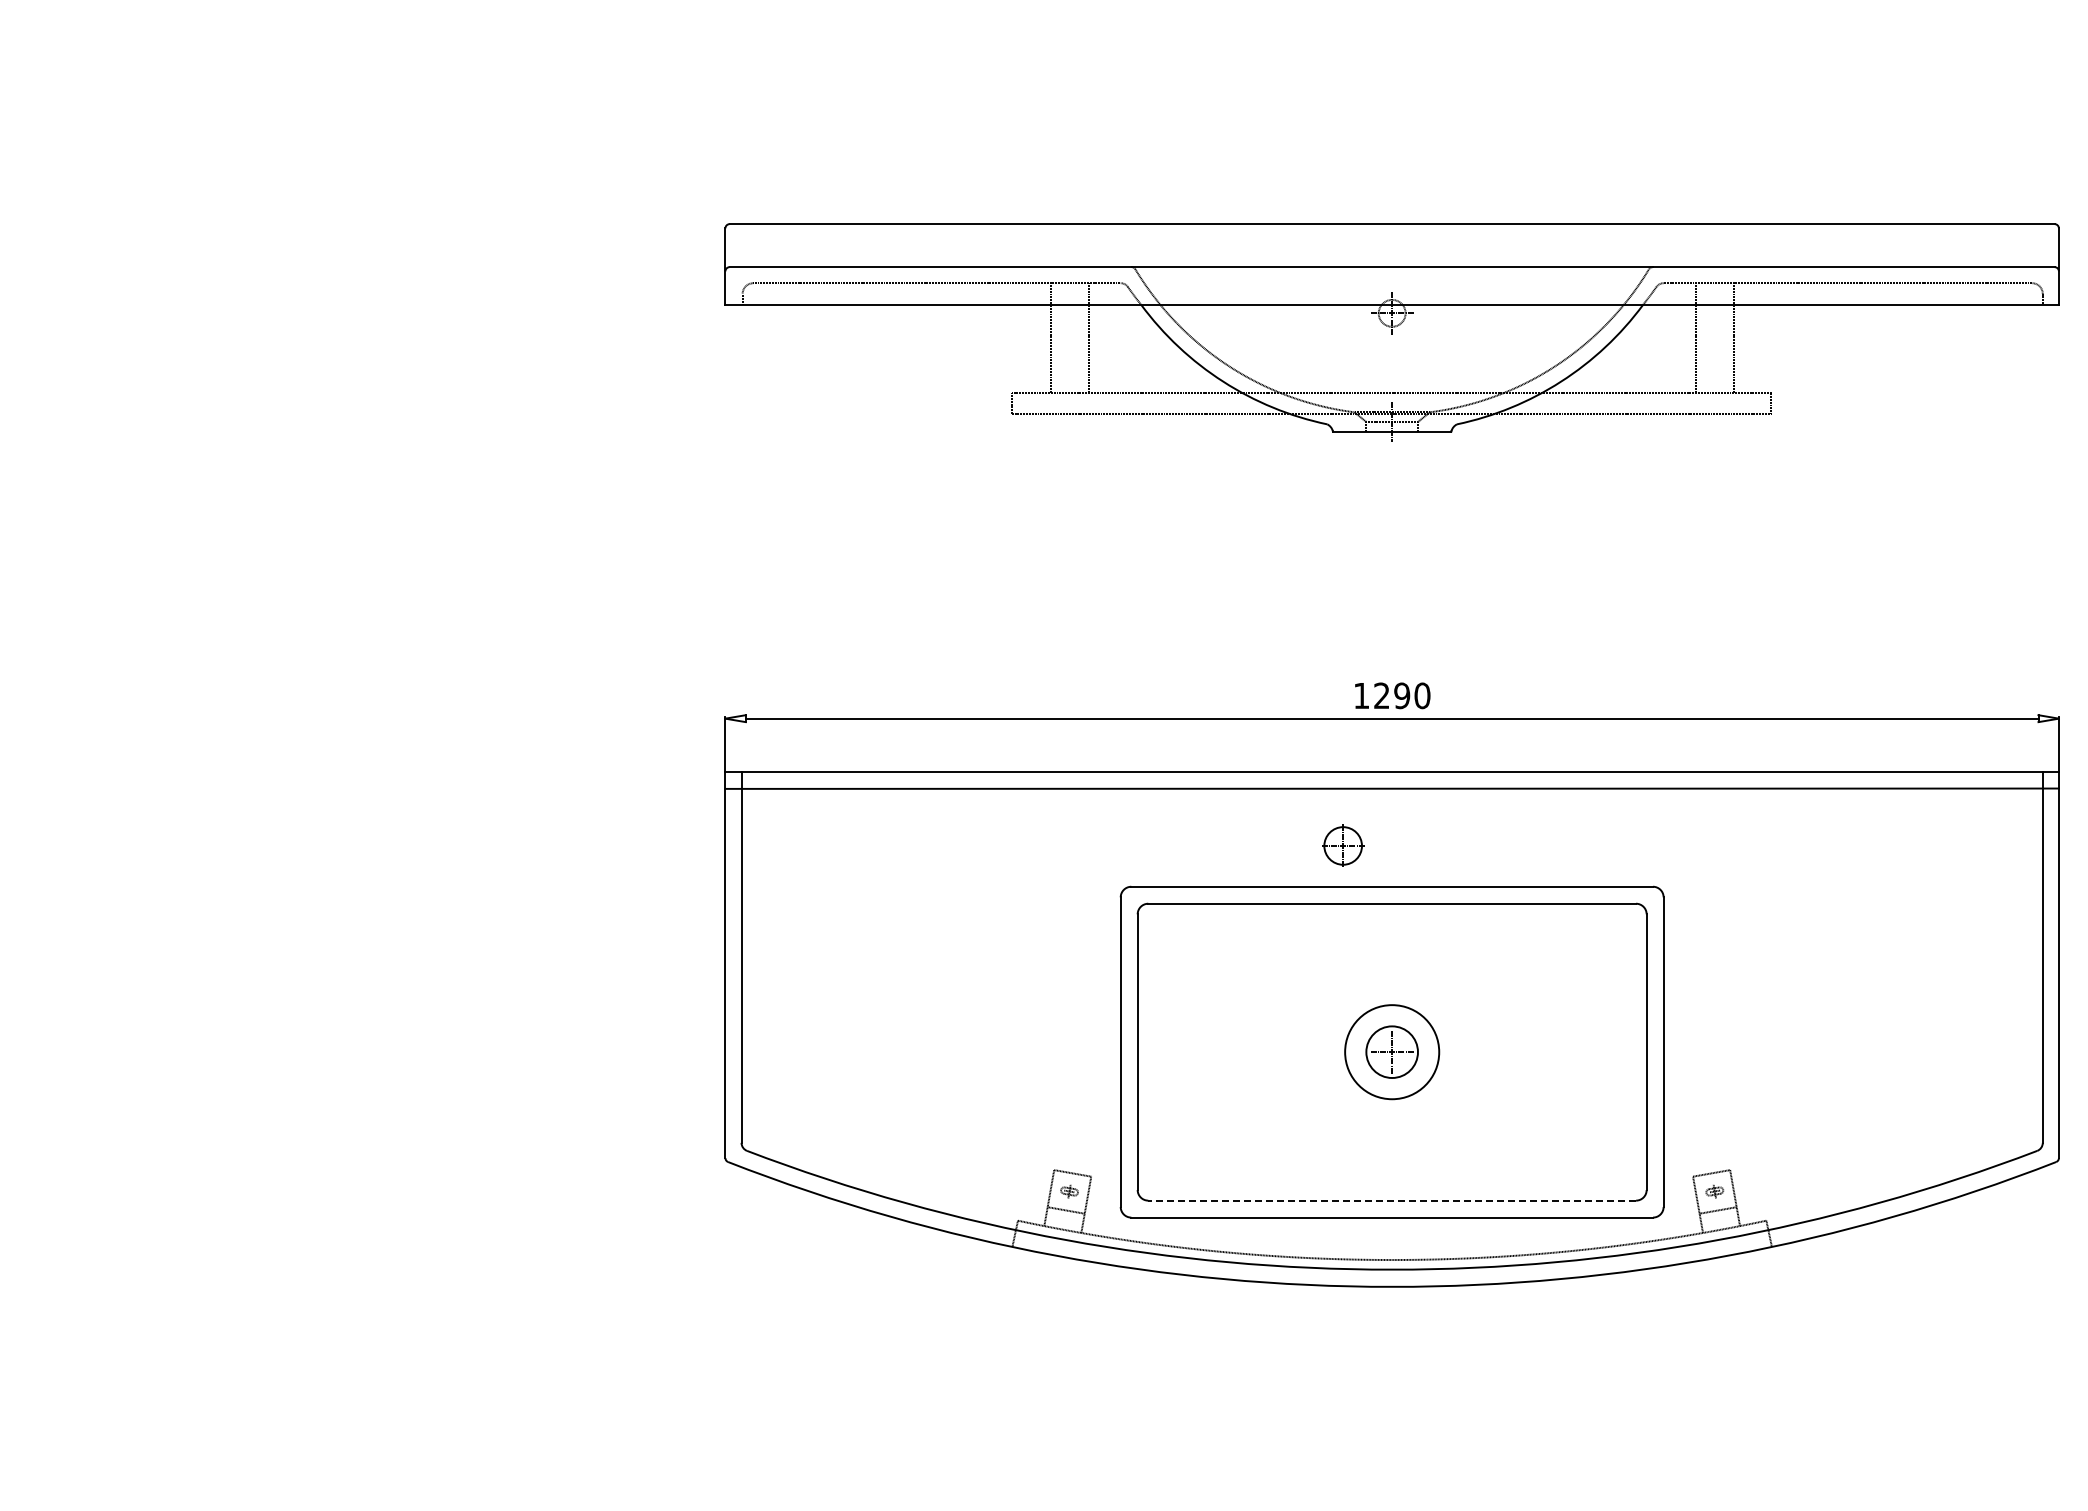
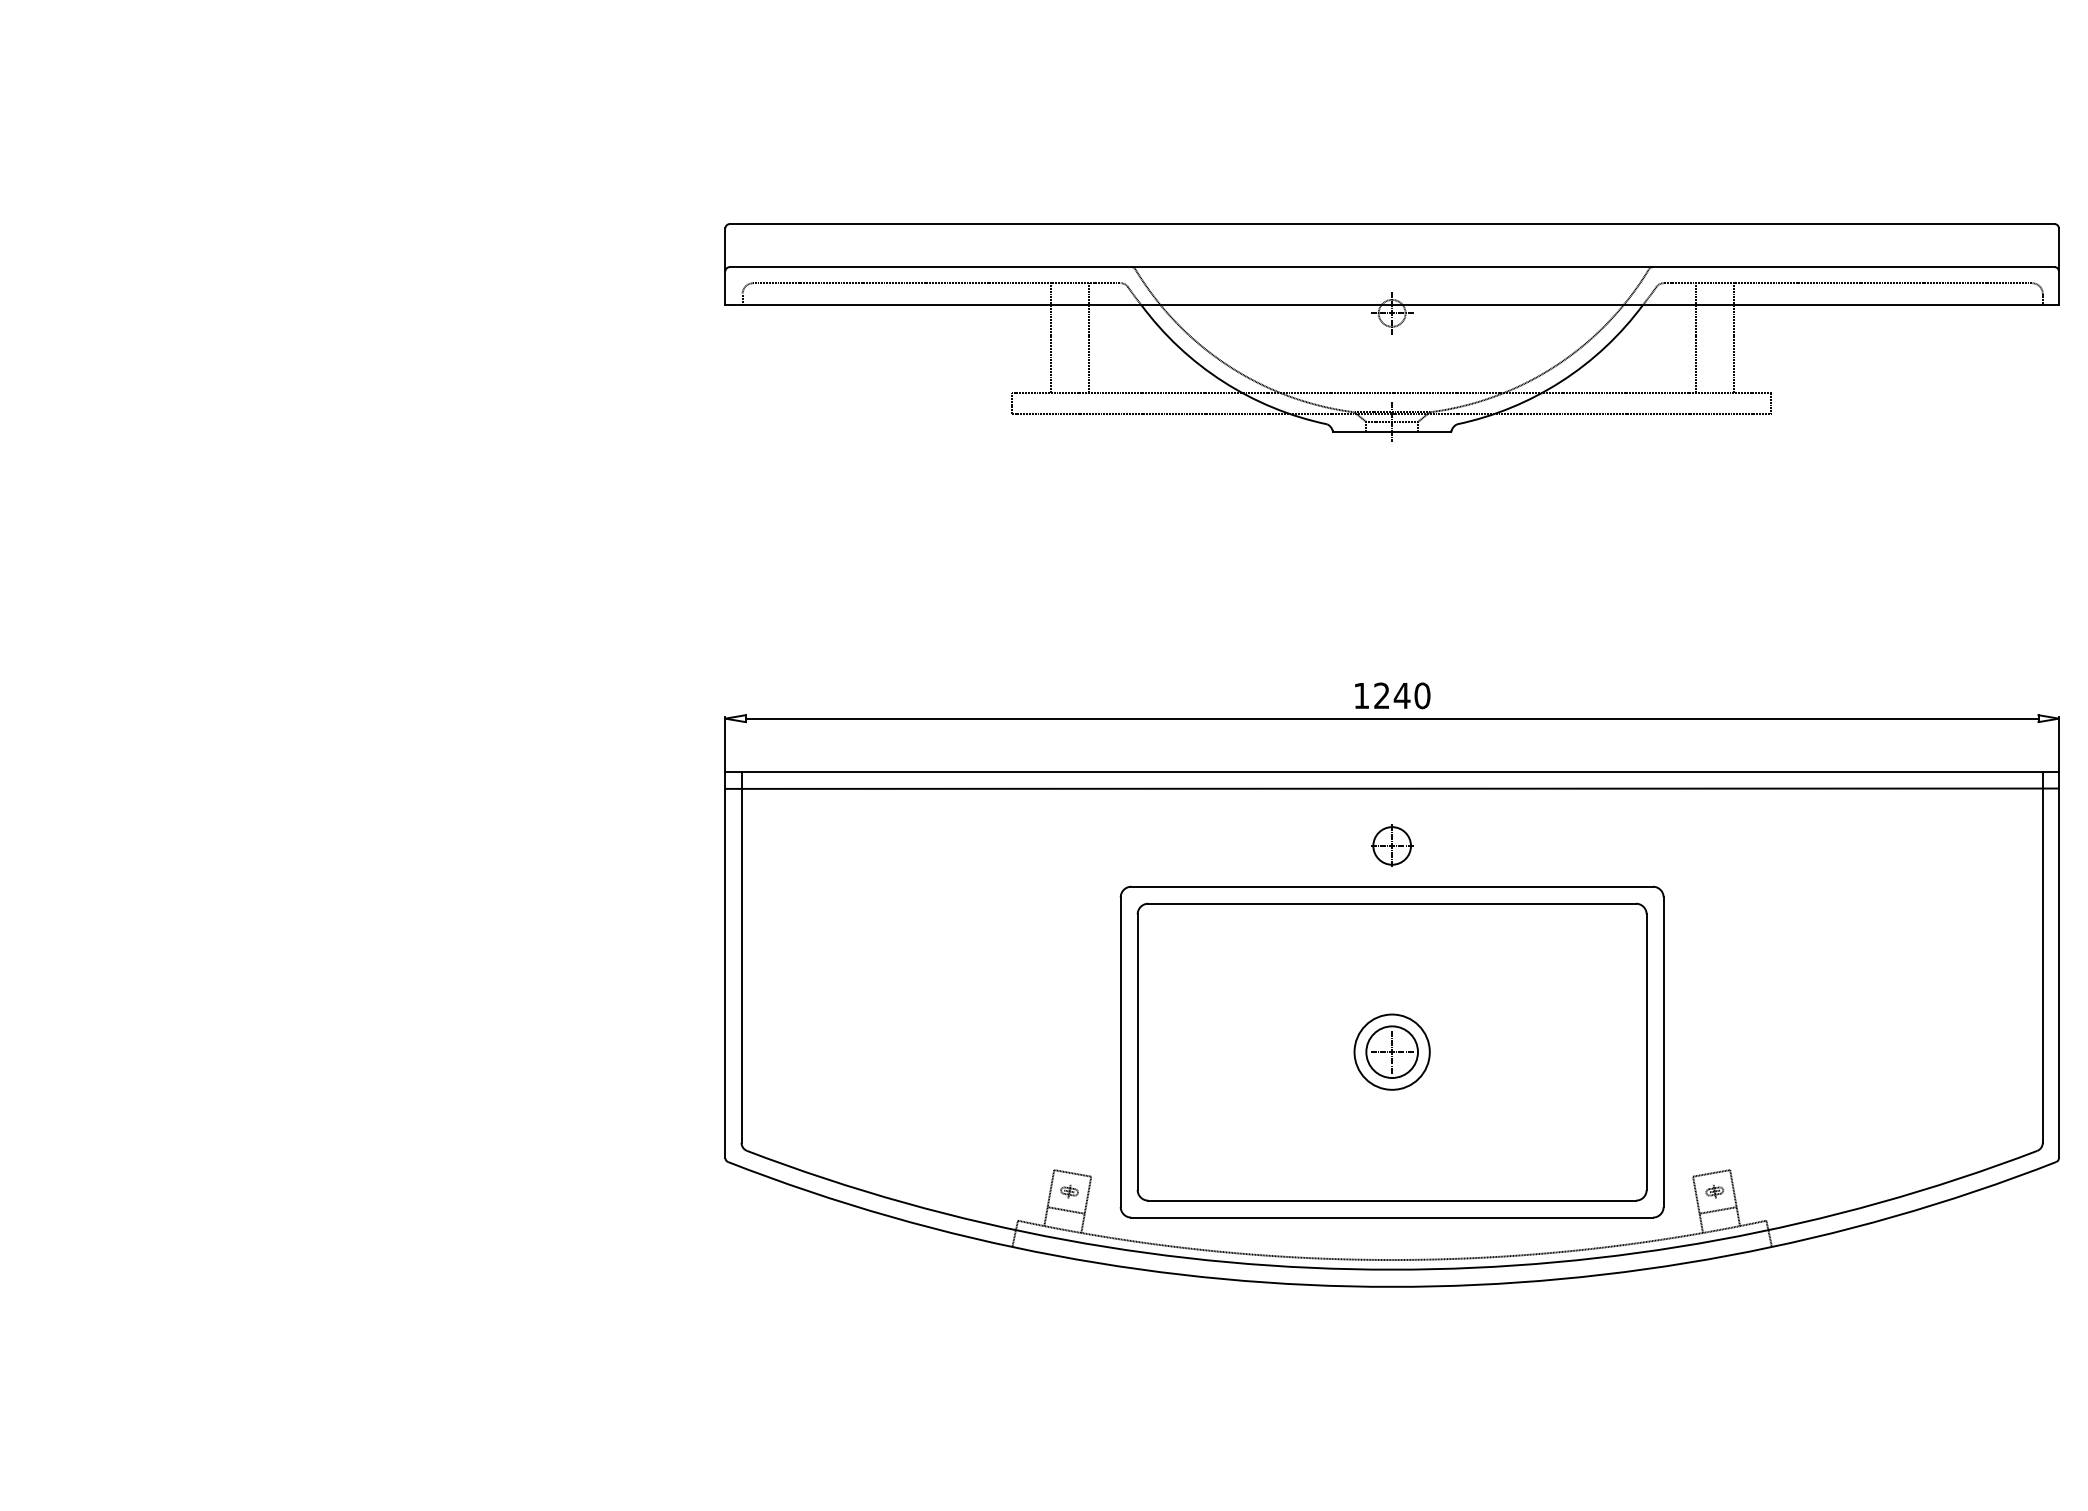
text: 1290 -> 1240 (1401, 695)
part position: (1343, 845) -> (1392, 845) (1392, 845)
circle diameter: 94 px -> 75 px (1391, 1051)
line: dashed -> solid (1392, 1200)
